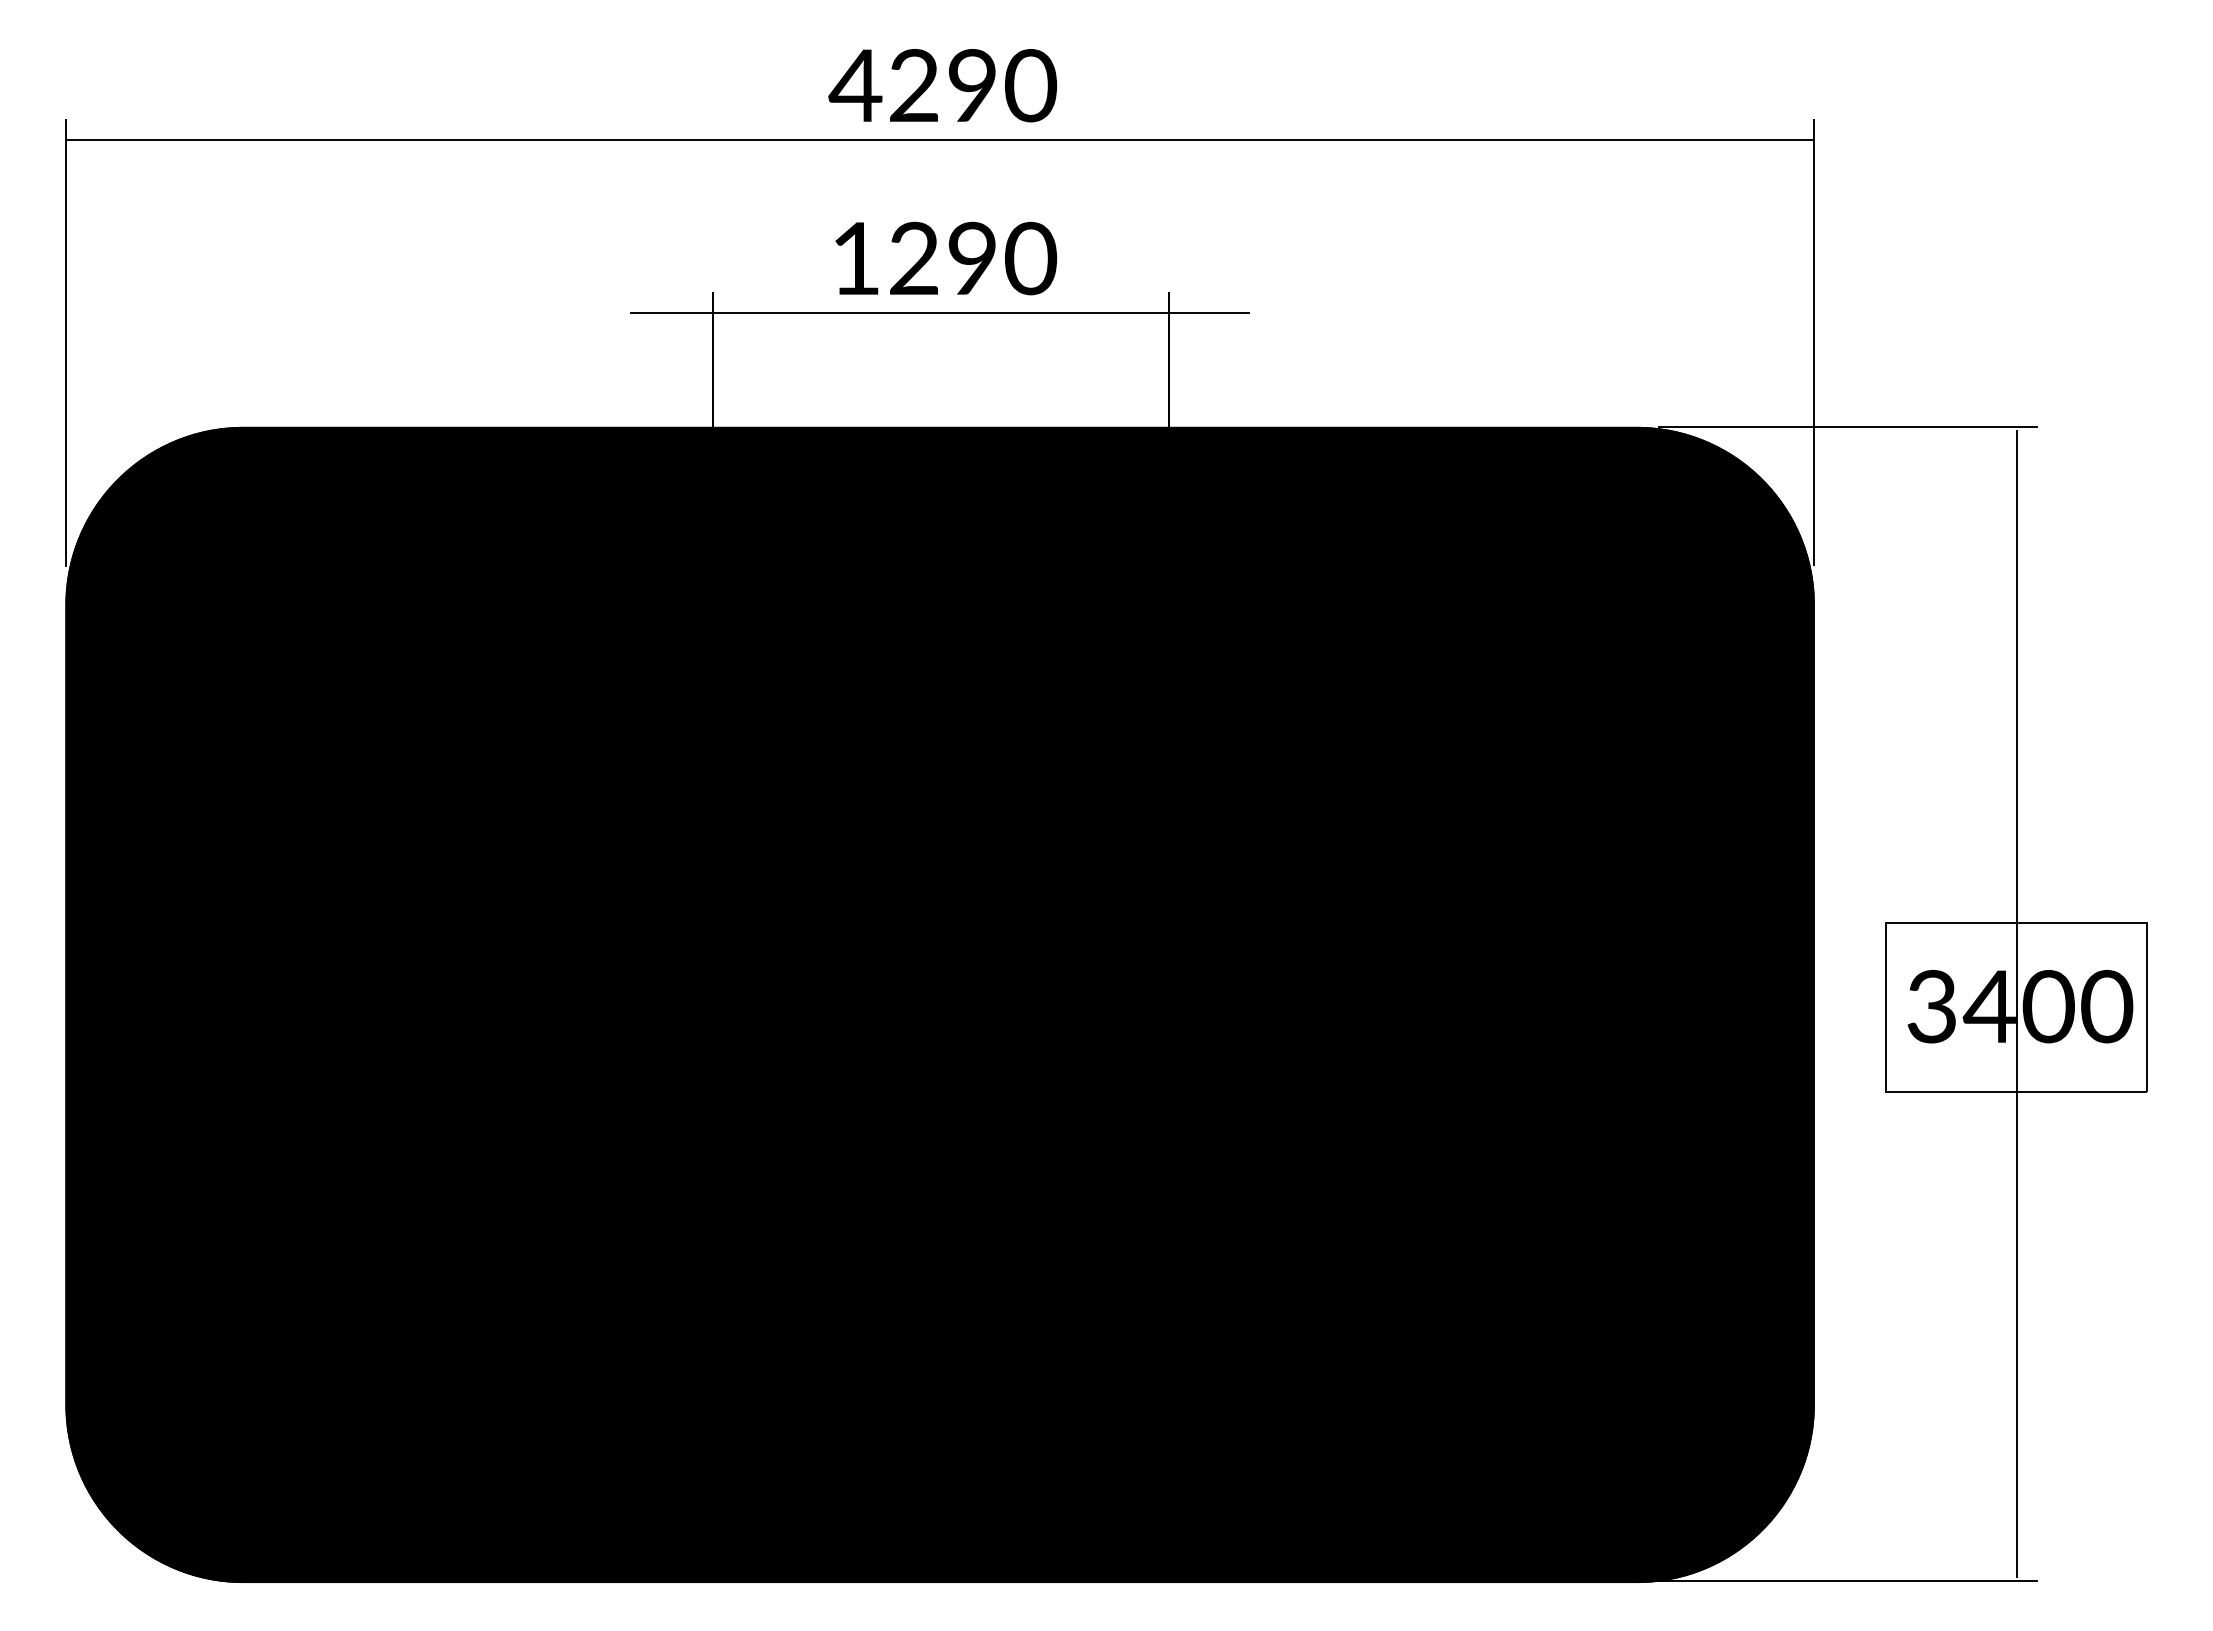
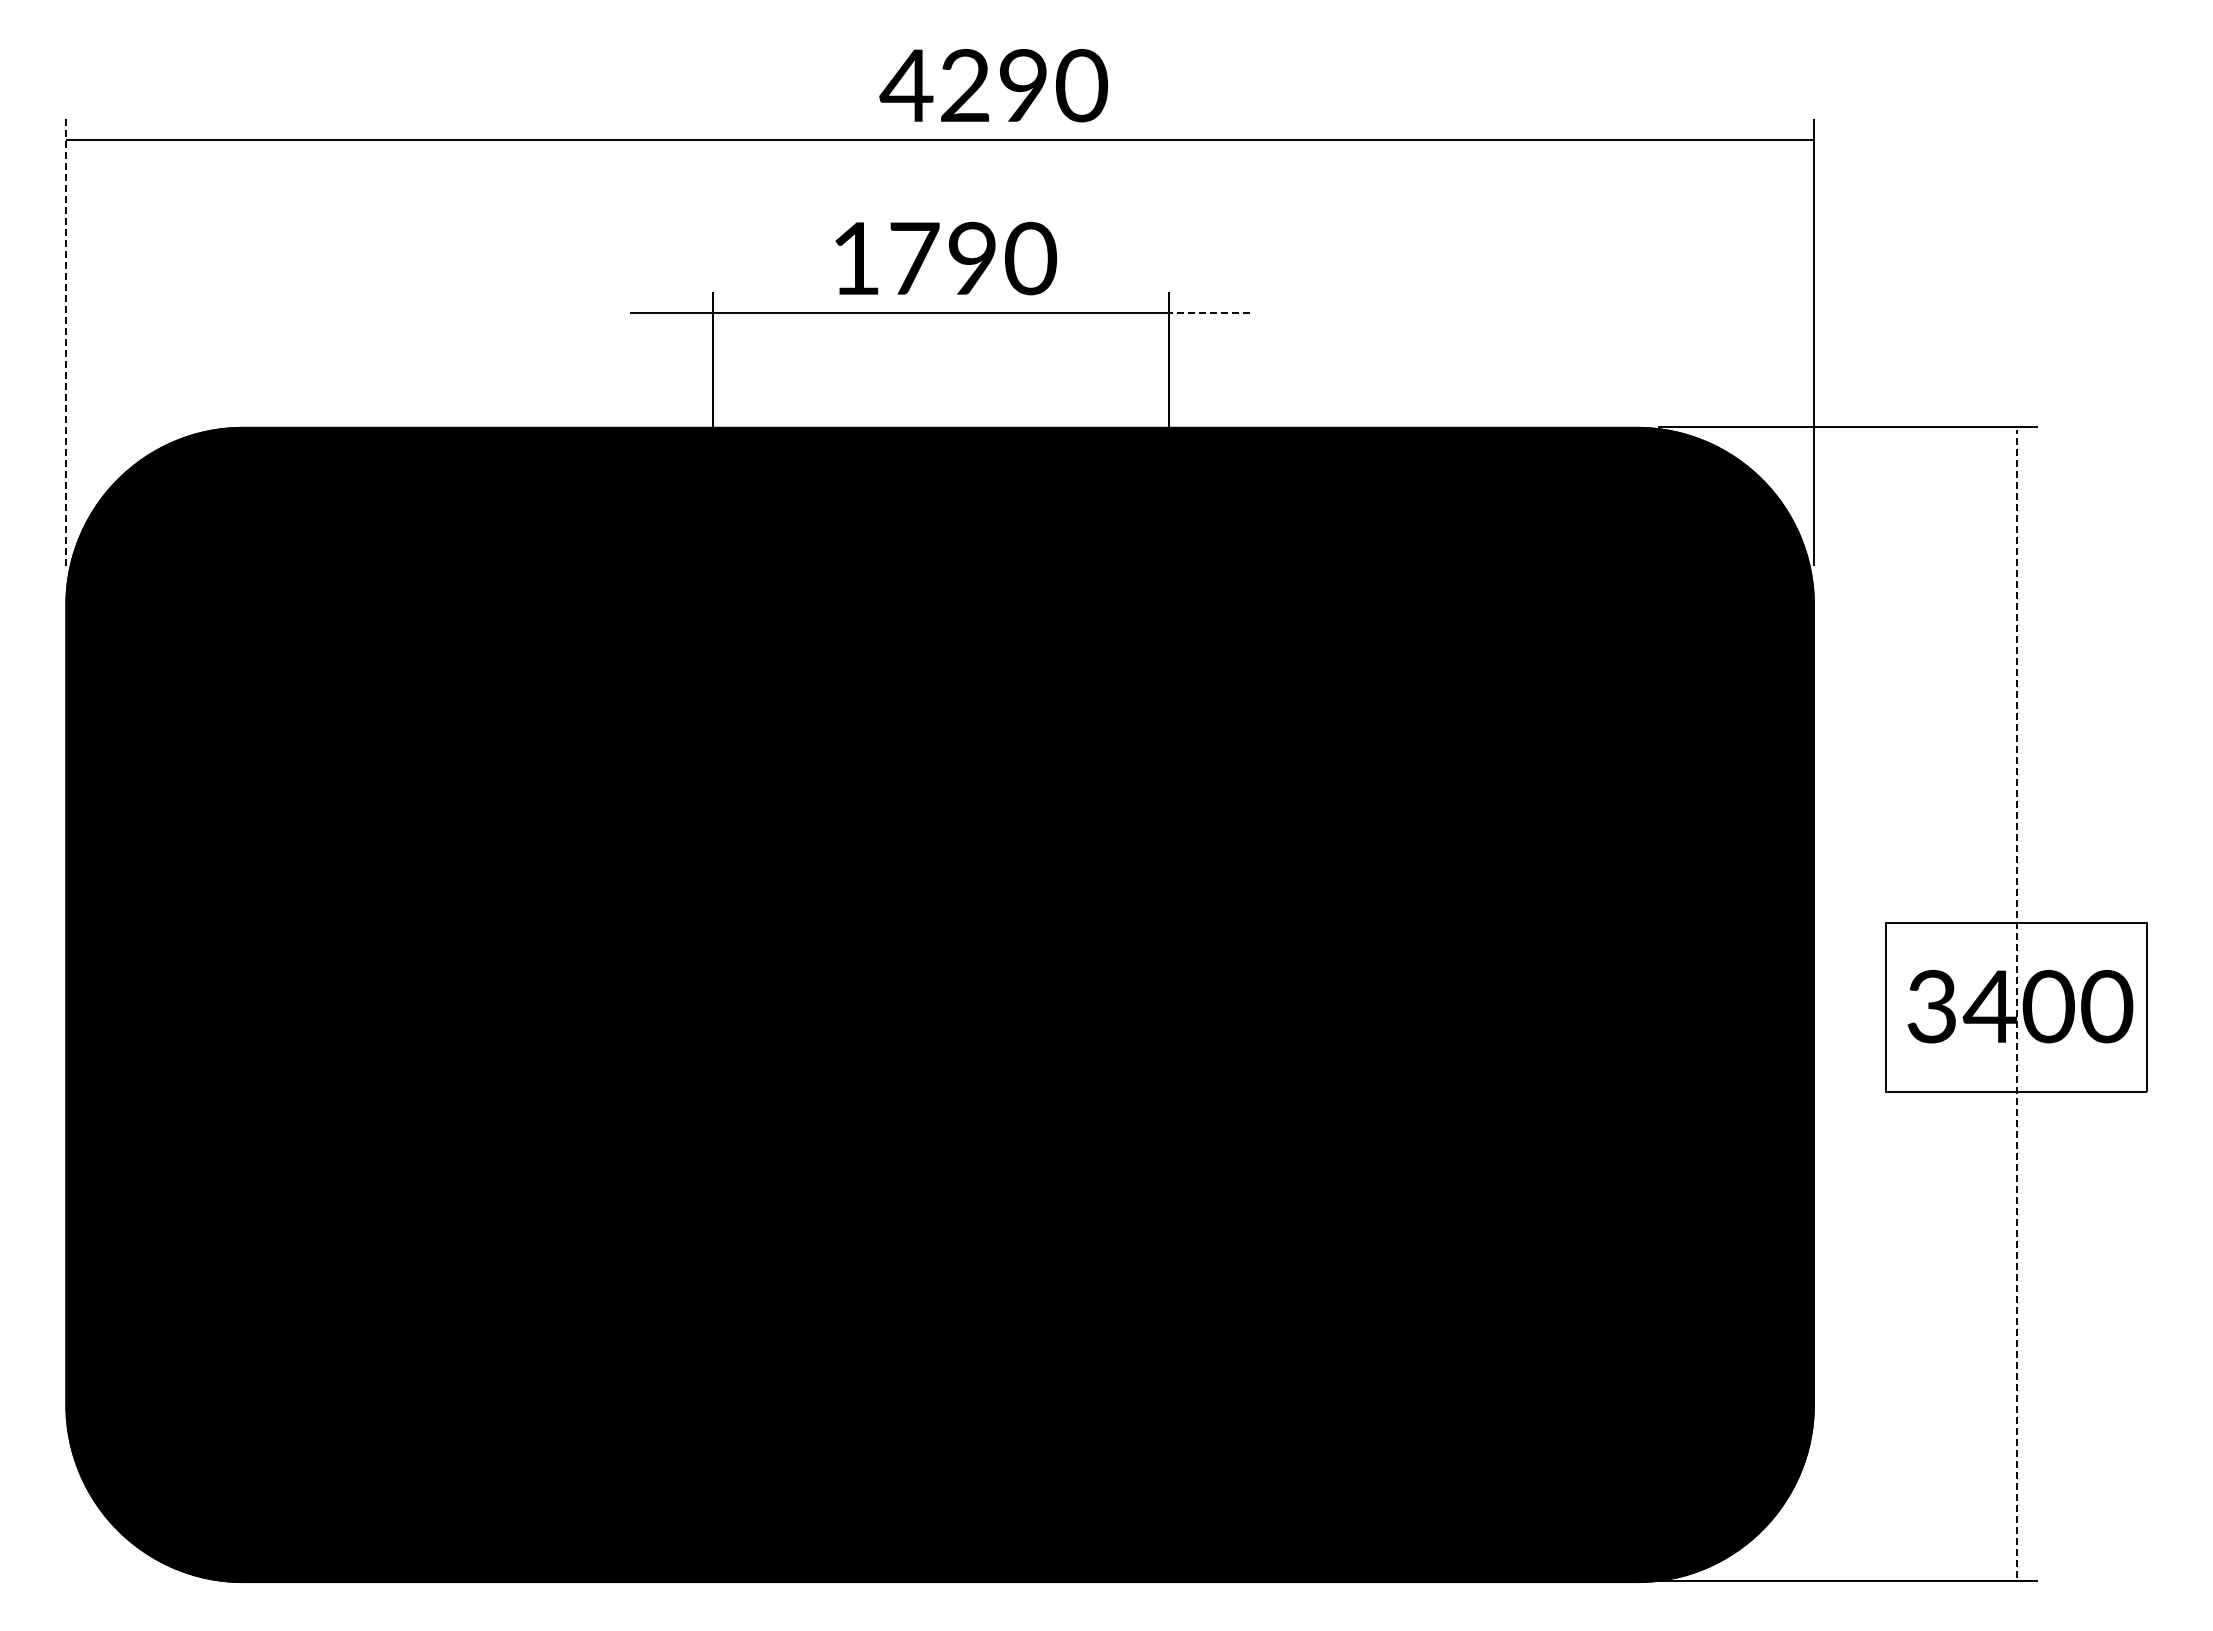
text position: (942, 85) -> (993, 85) (993, 85)
text: 1290 -> 1790 (914, 257)
line: solid -> dashed (1209, 312)
line: solid -> dashed (66, 342)
line: solid -> dashed (2017, 1004)
